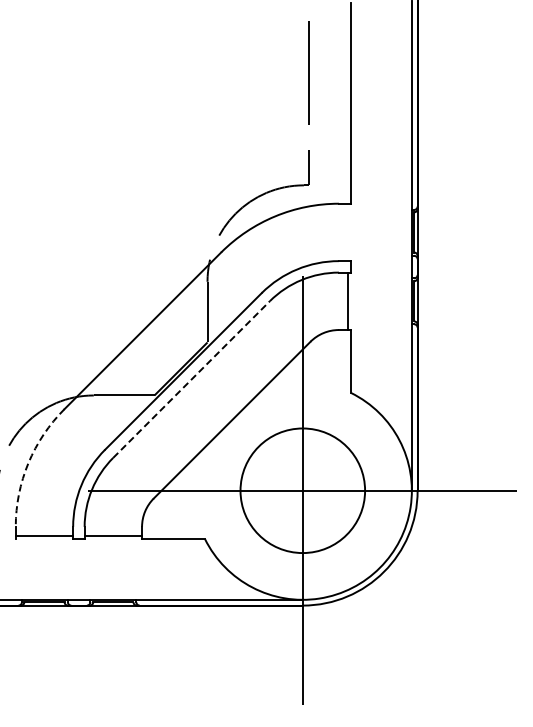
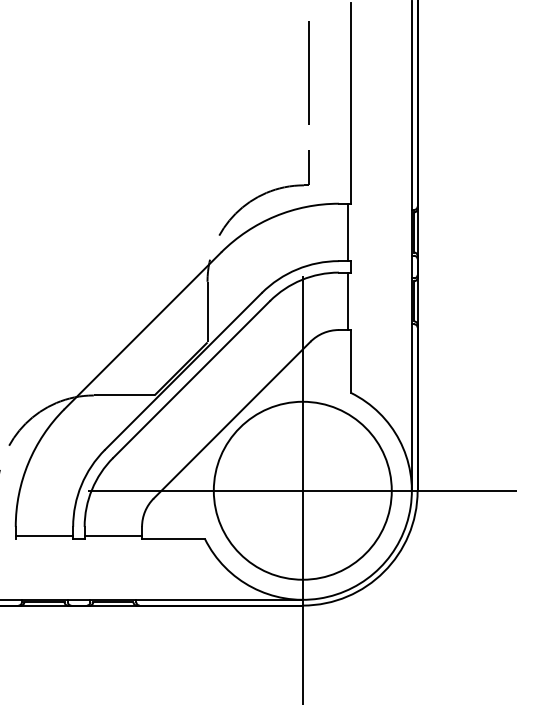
line: none -> present (347, 232)
line: dashed -> solid (191, 379)
arc: dashed -> solid (28, 463)
circle diameter: 125 px -> 178 px (302, 490)
